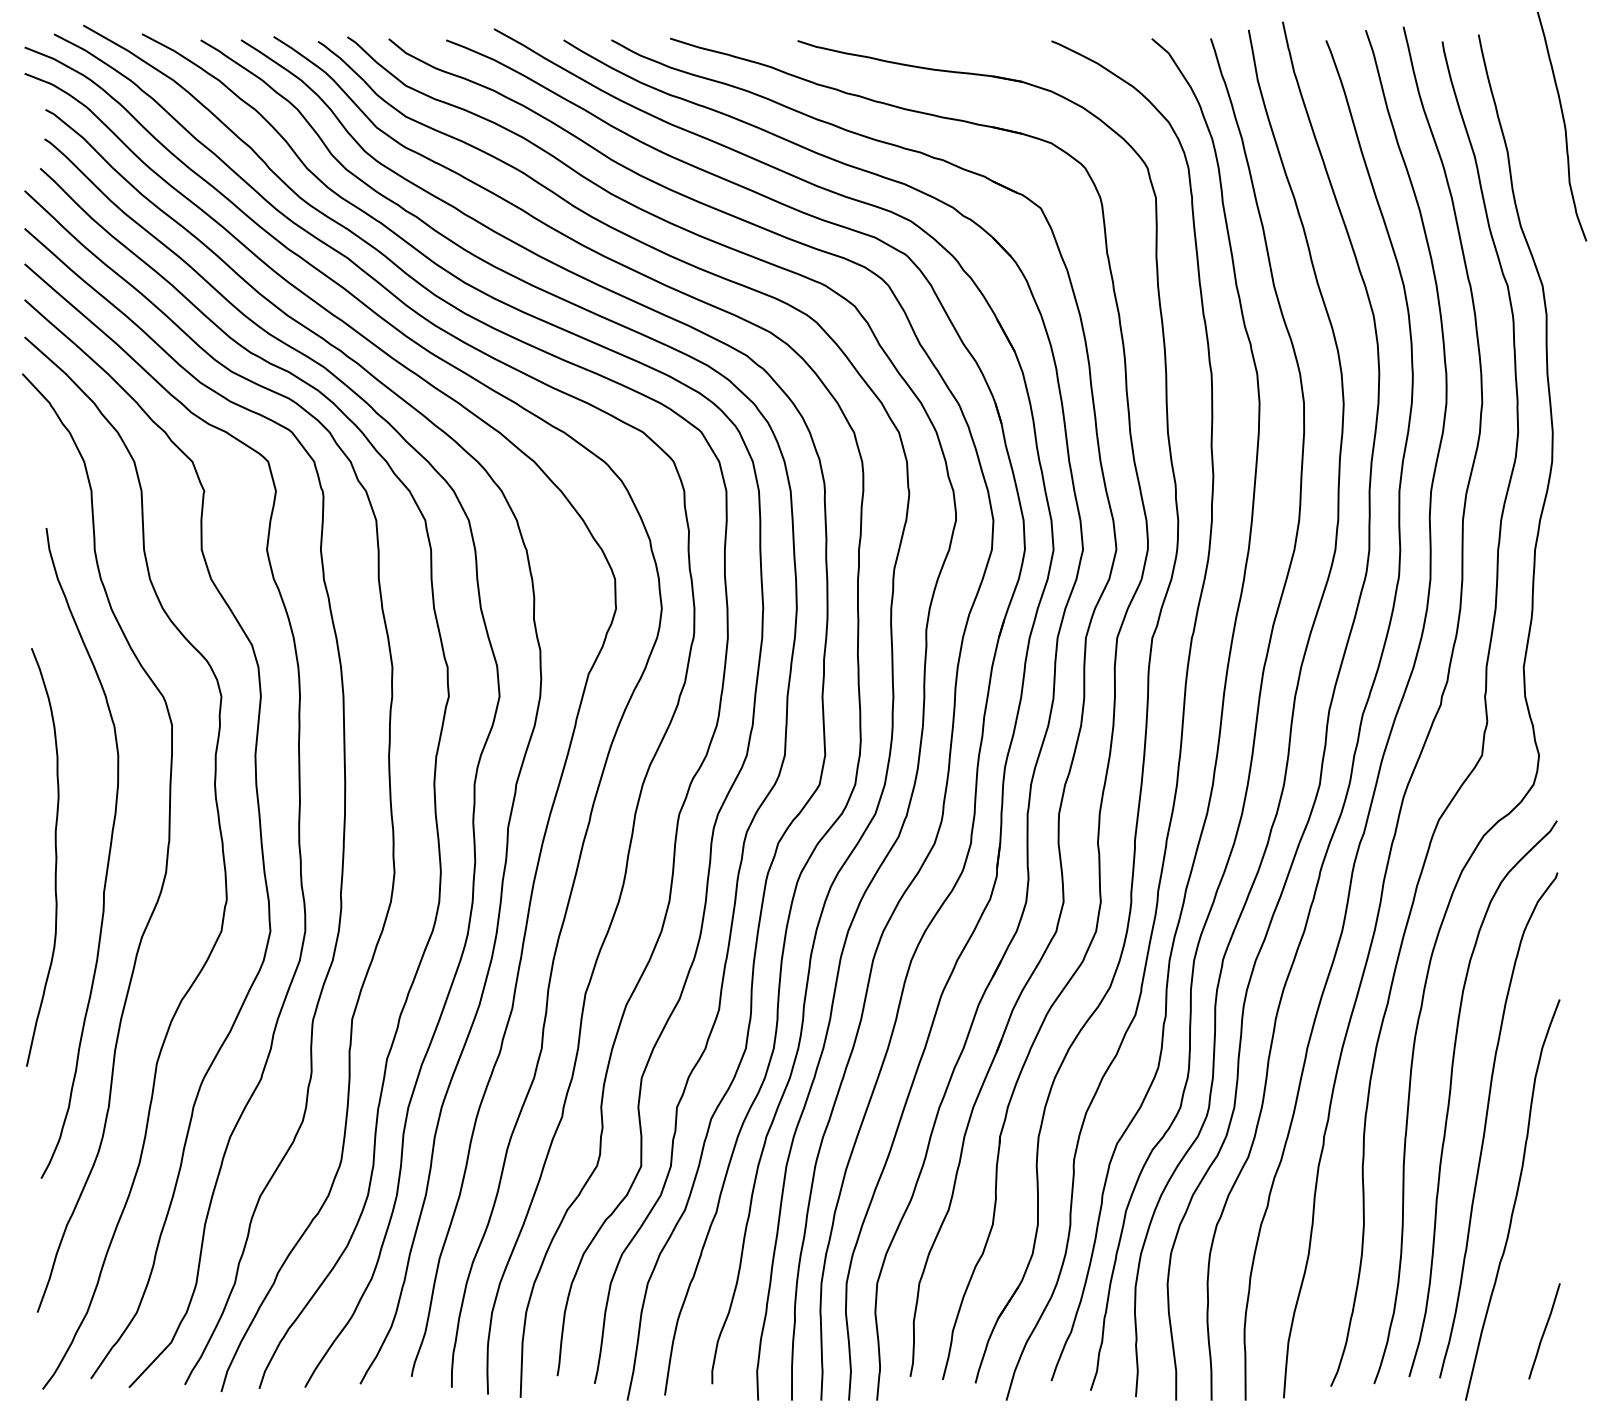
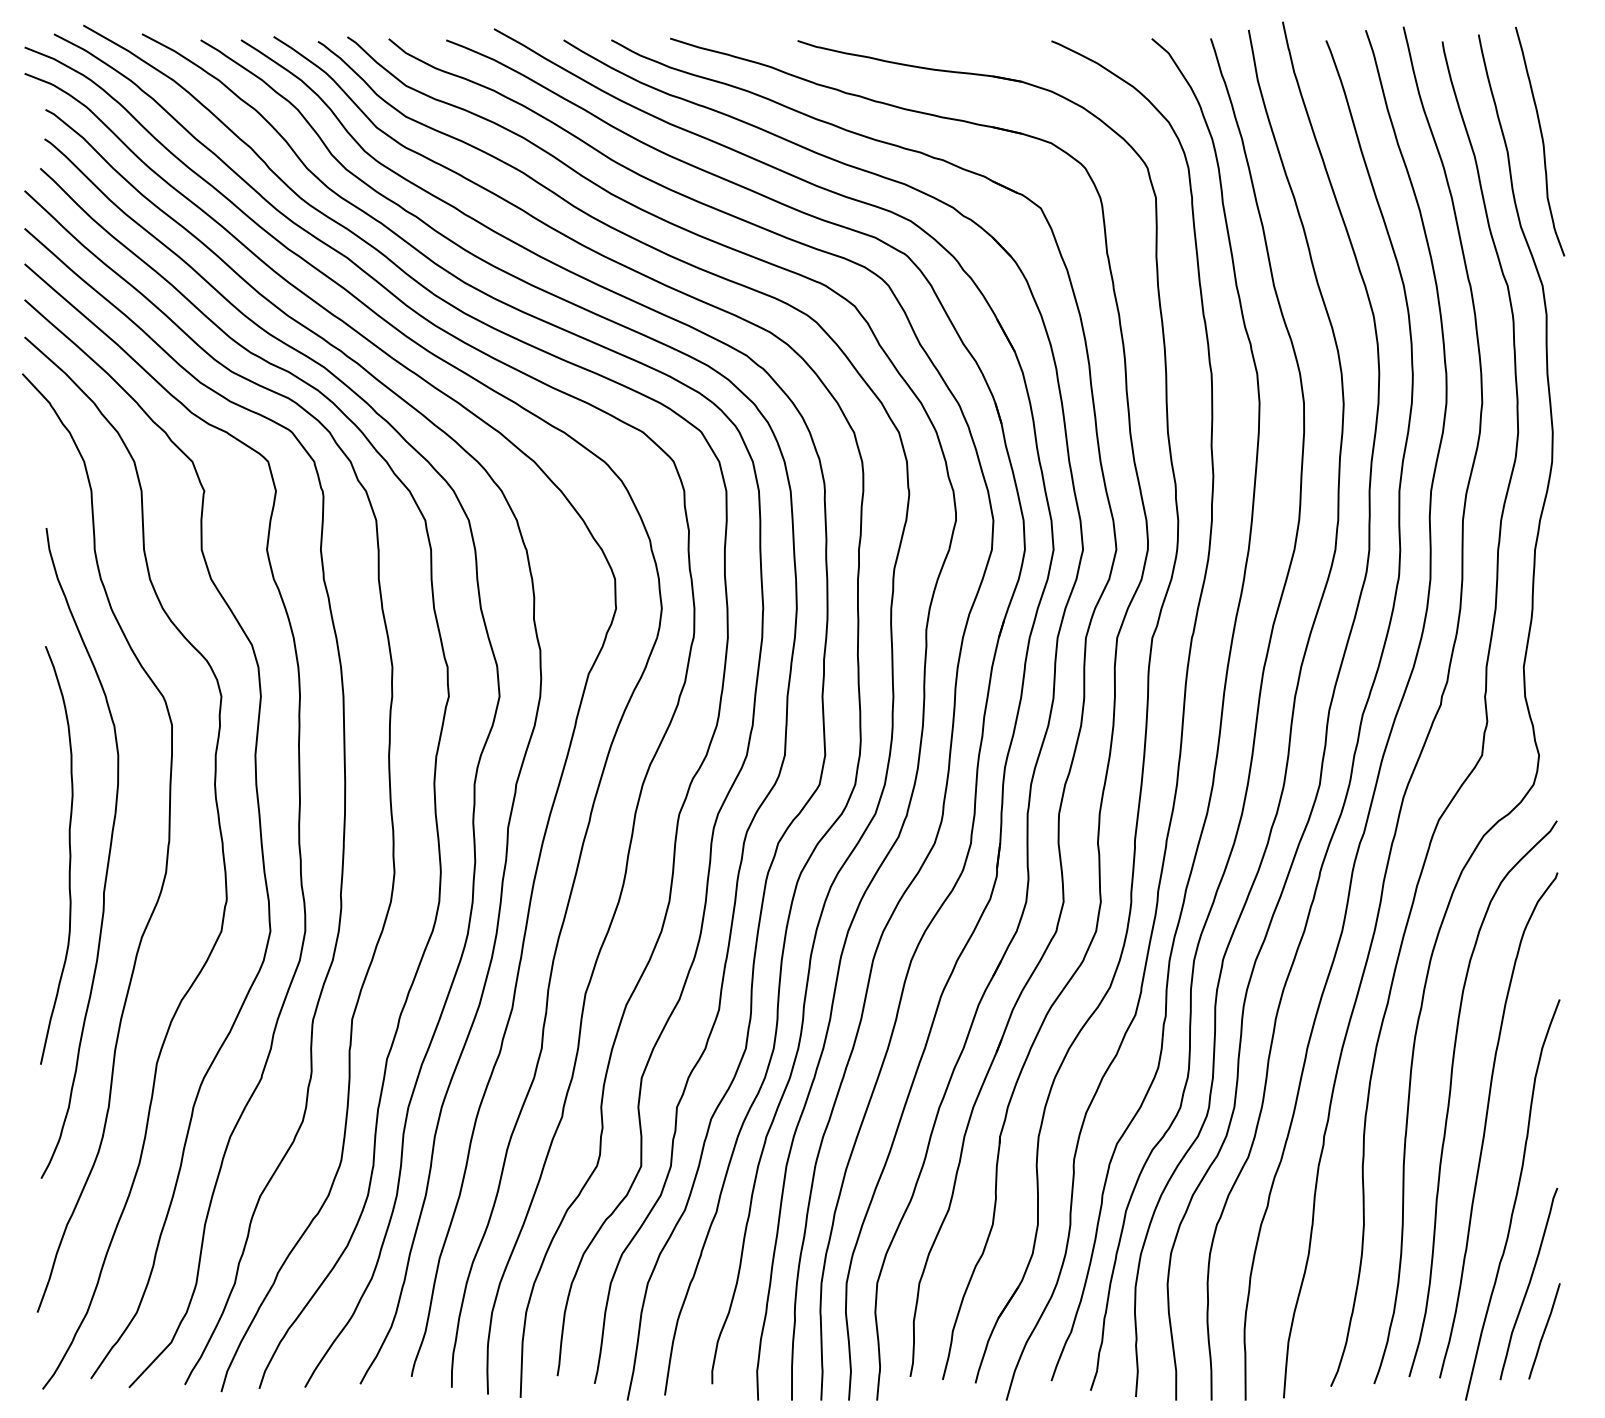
curve position: (1564, 126) -> (1542, 141) (1542, 141)
curve position: (55, 857) -> (69, 855) (69, 855)
curve: none -> present (1528, 1283)
